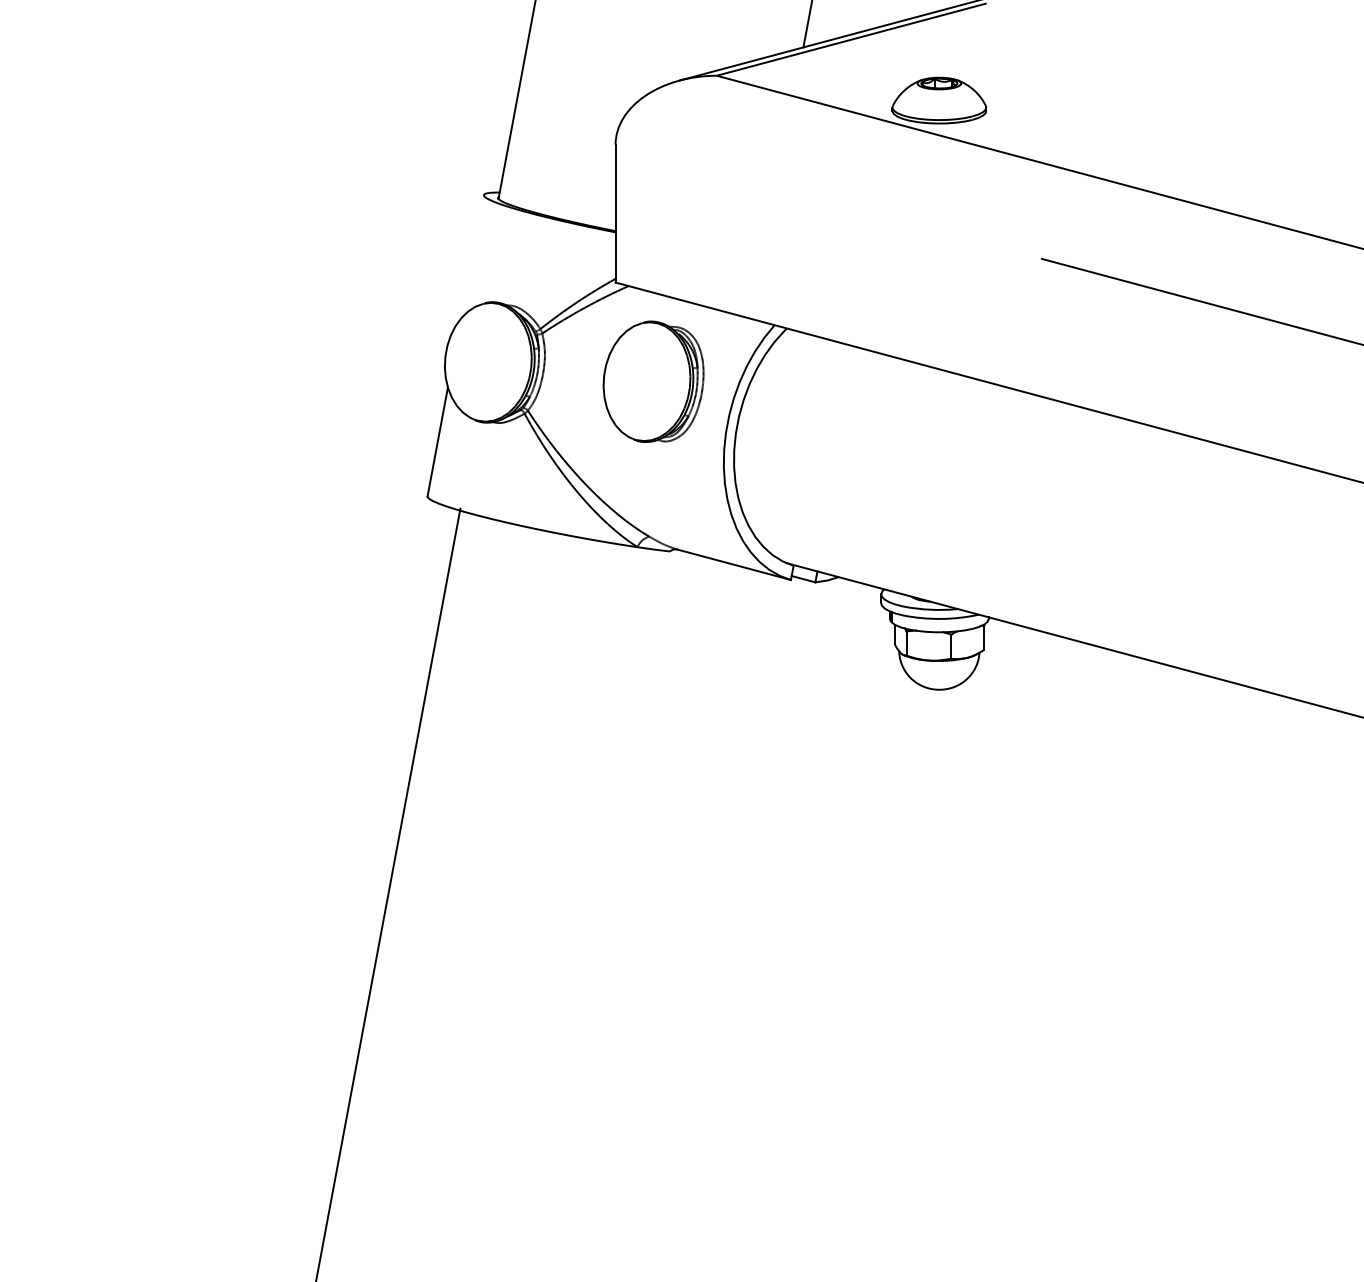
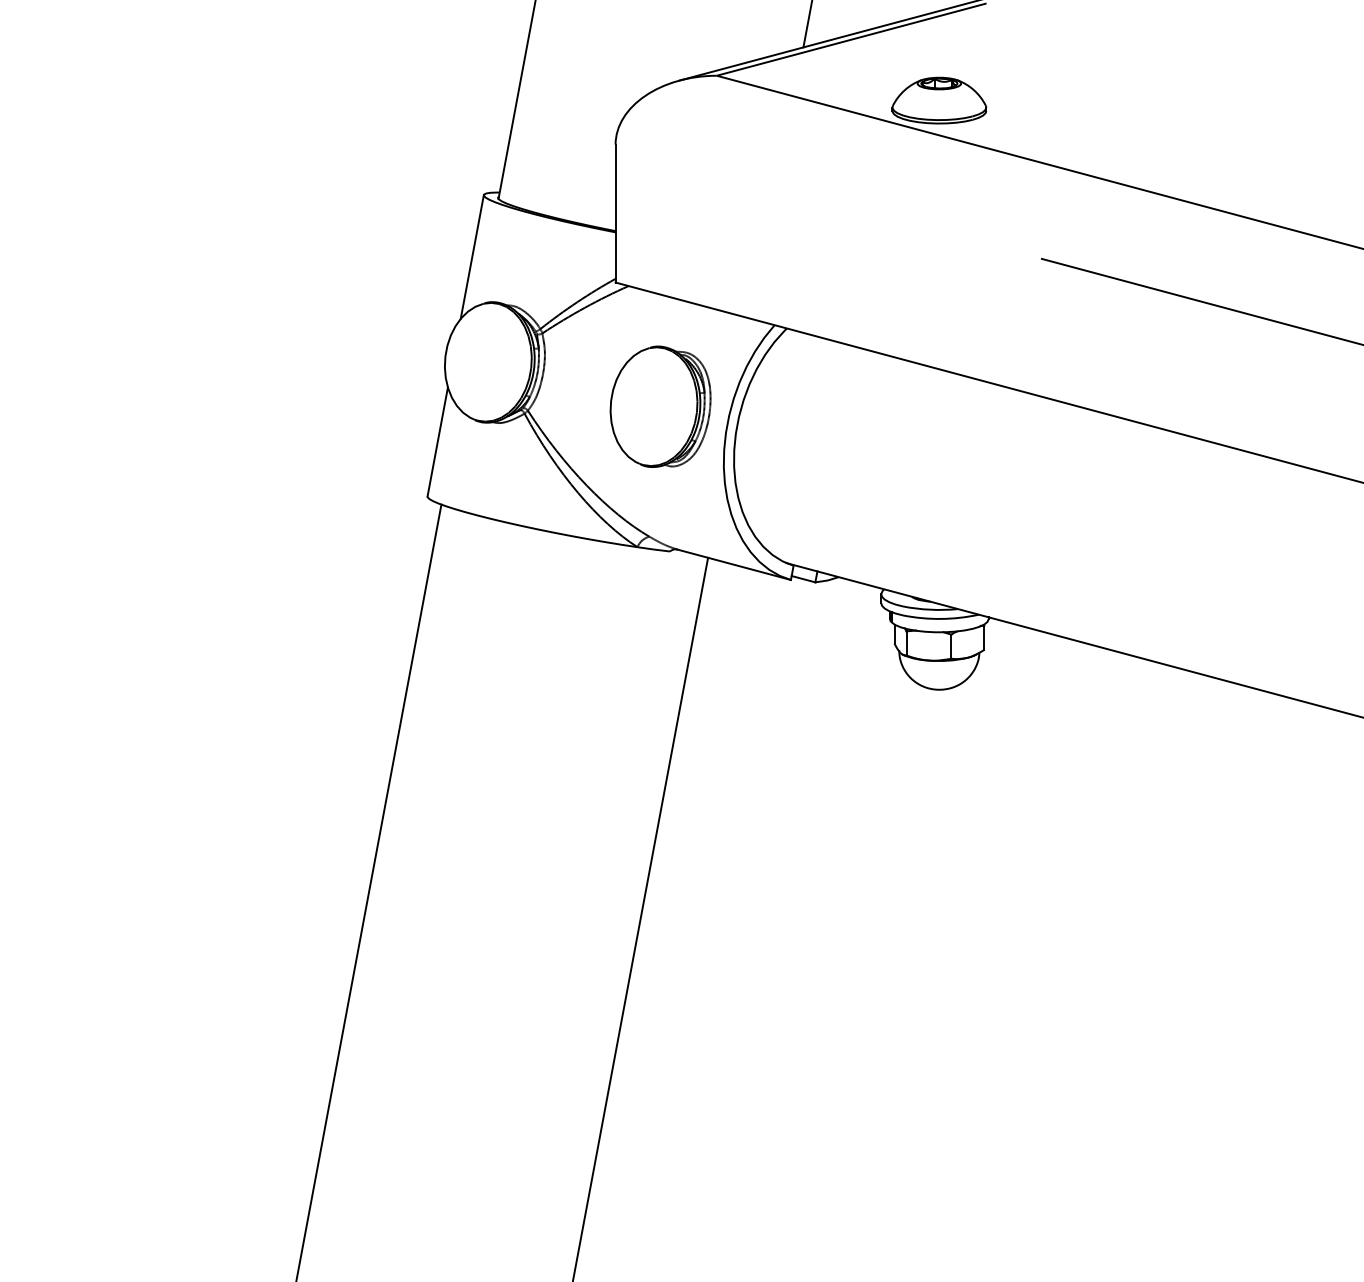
line: none -> present (471, 256)
part position: (653, 381) -> (660, 406) (660, 406)
line position: (388, 893) -> (368, 891) (368, 891)
line: none -> present (640, 917)
